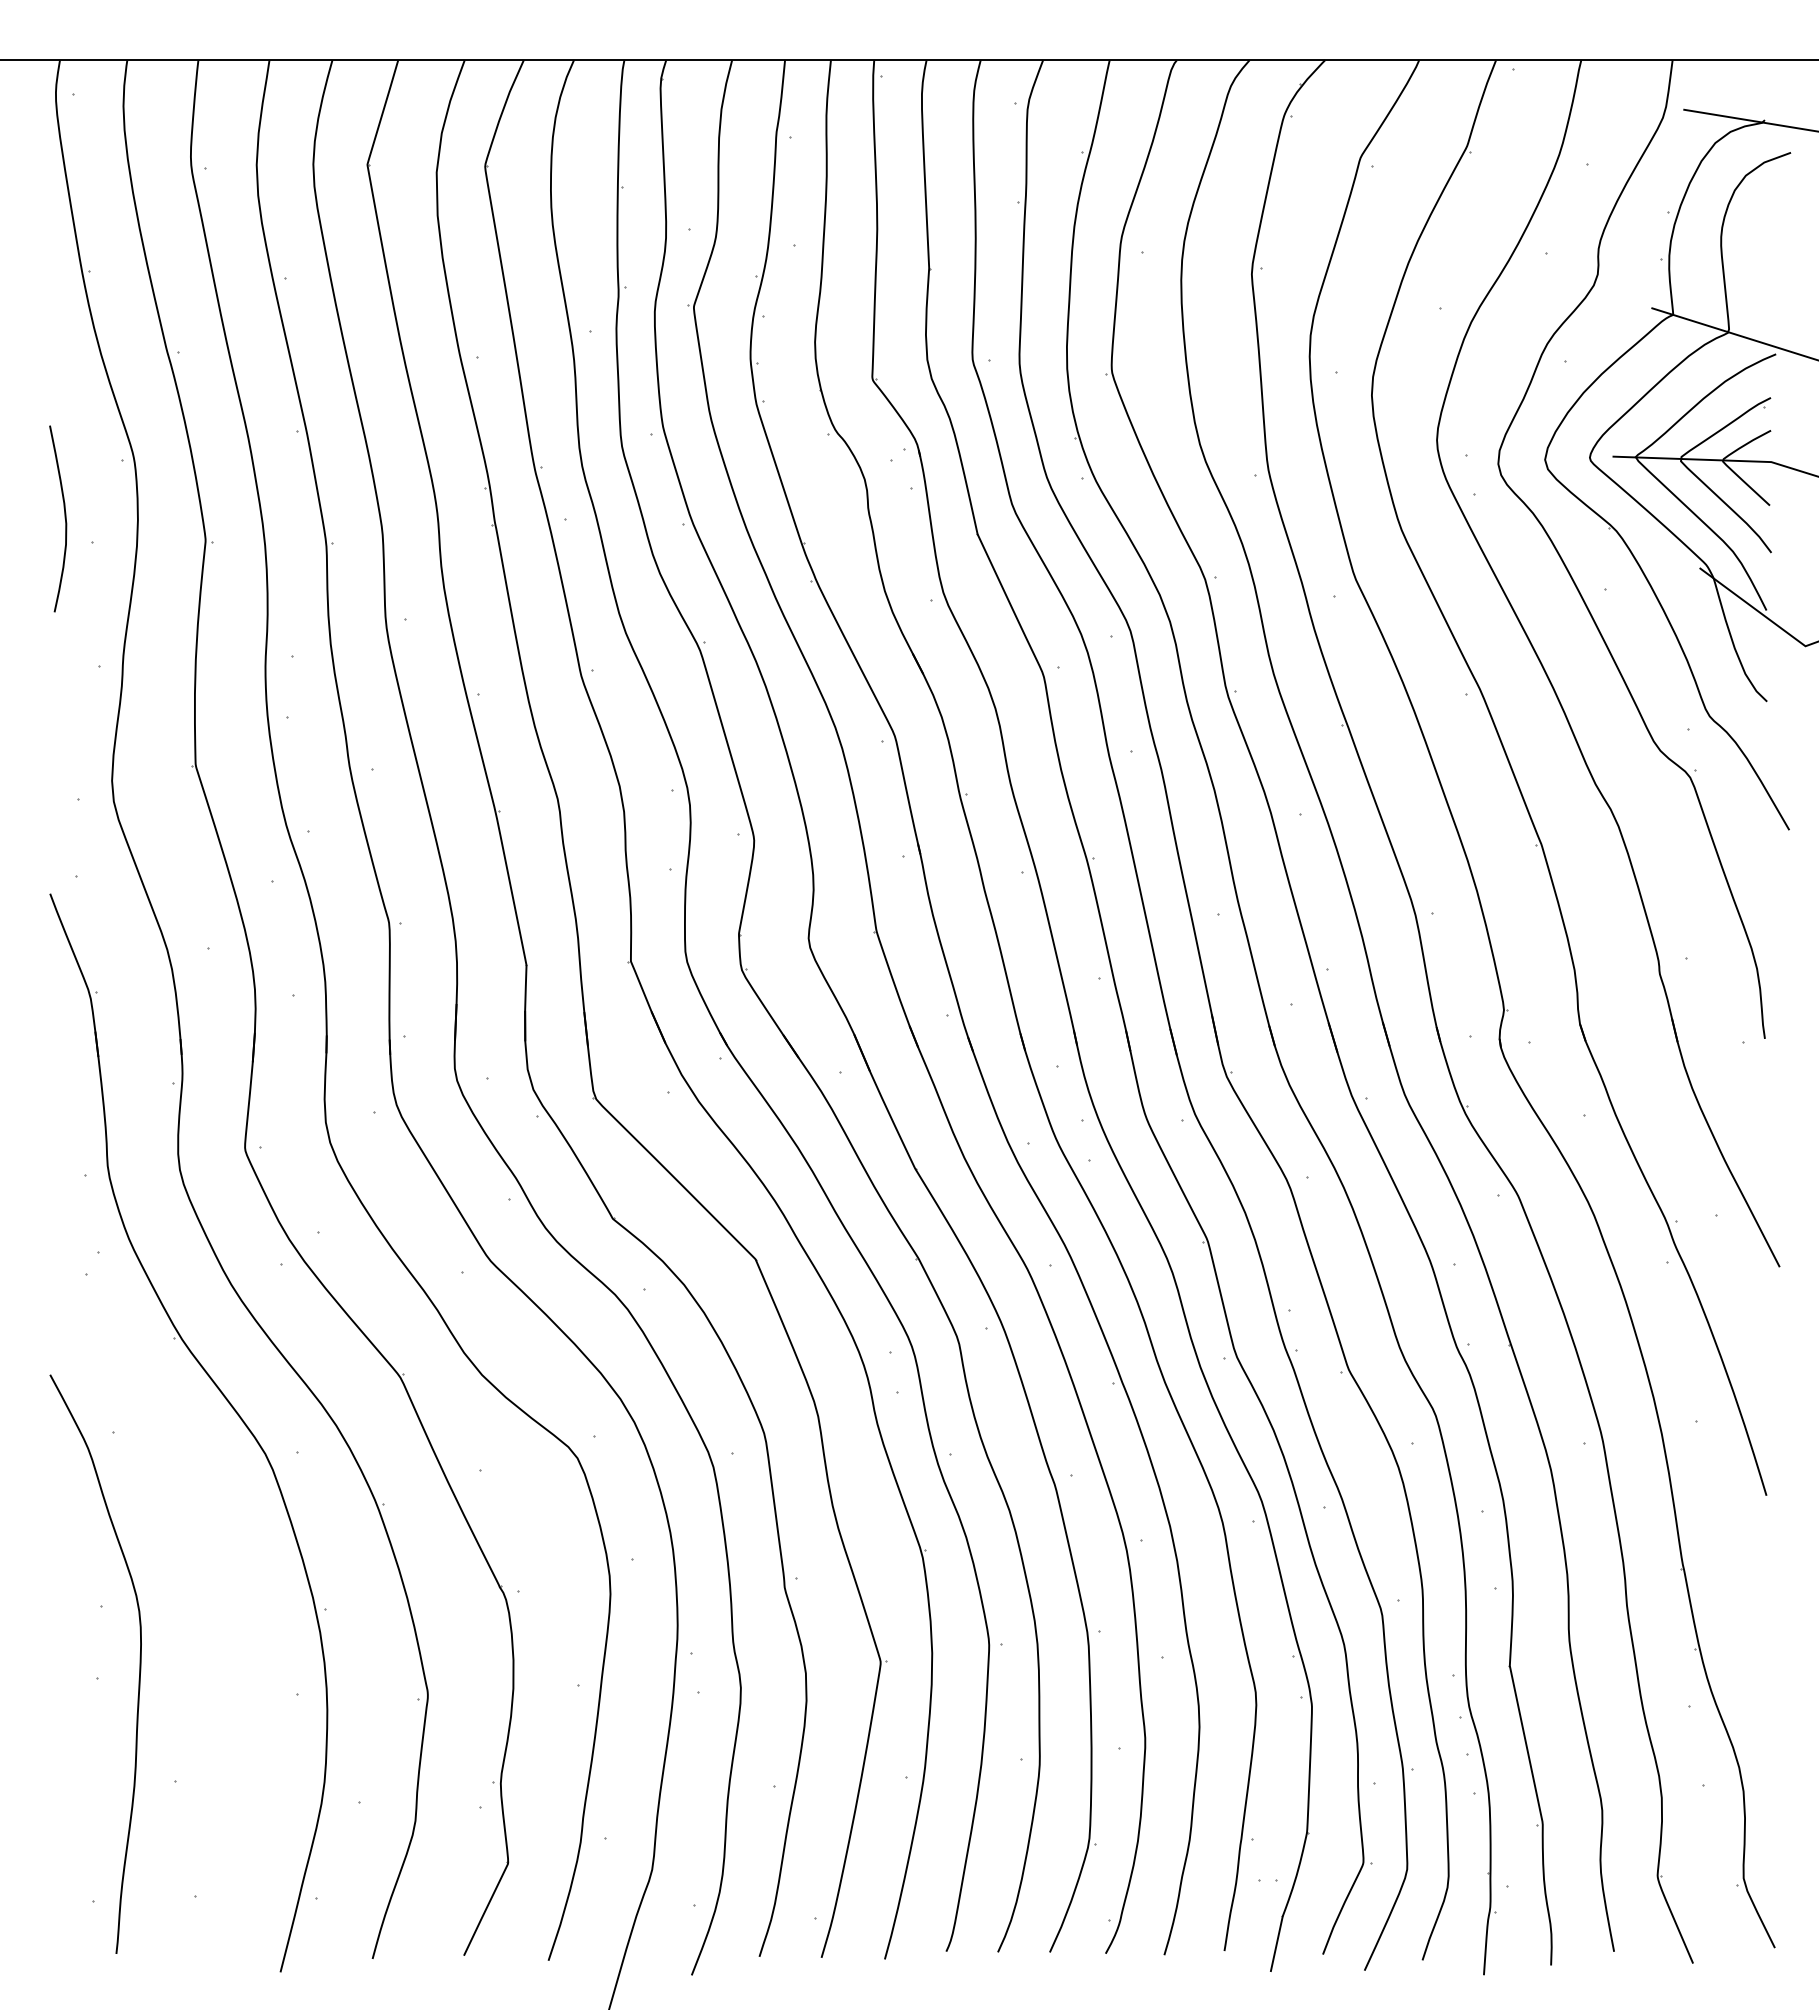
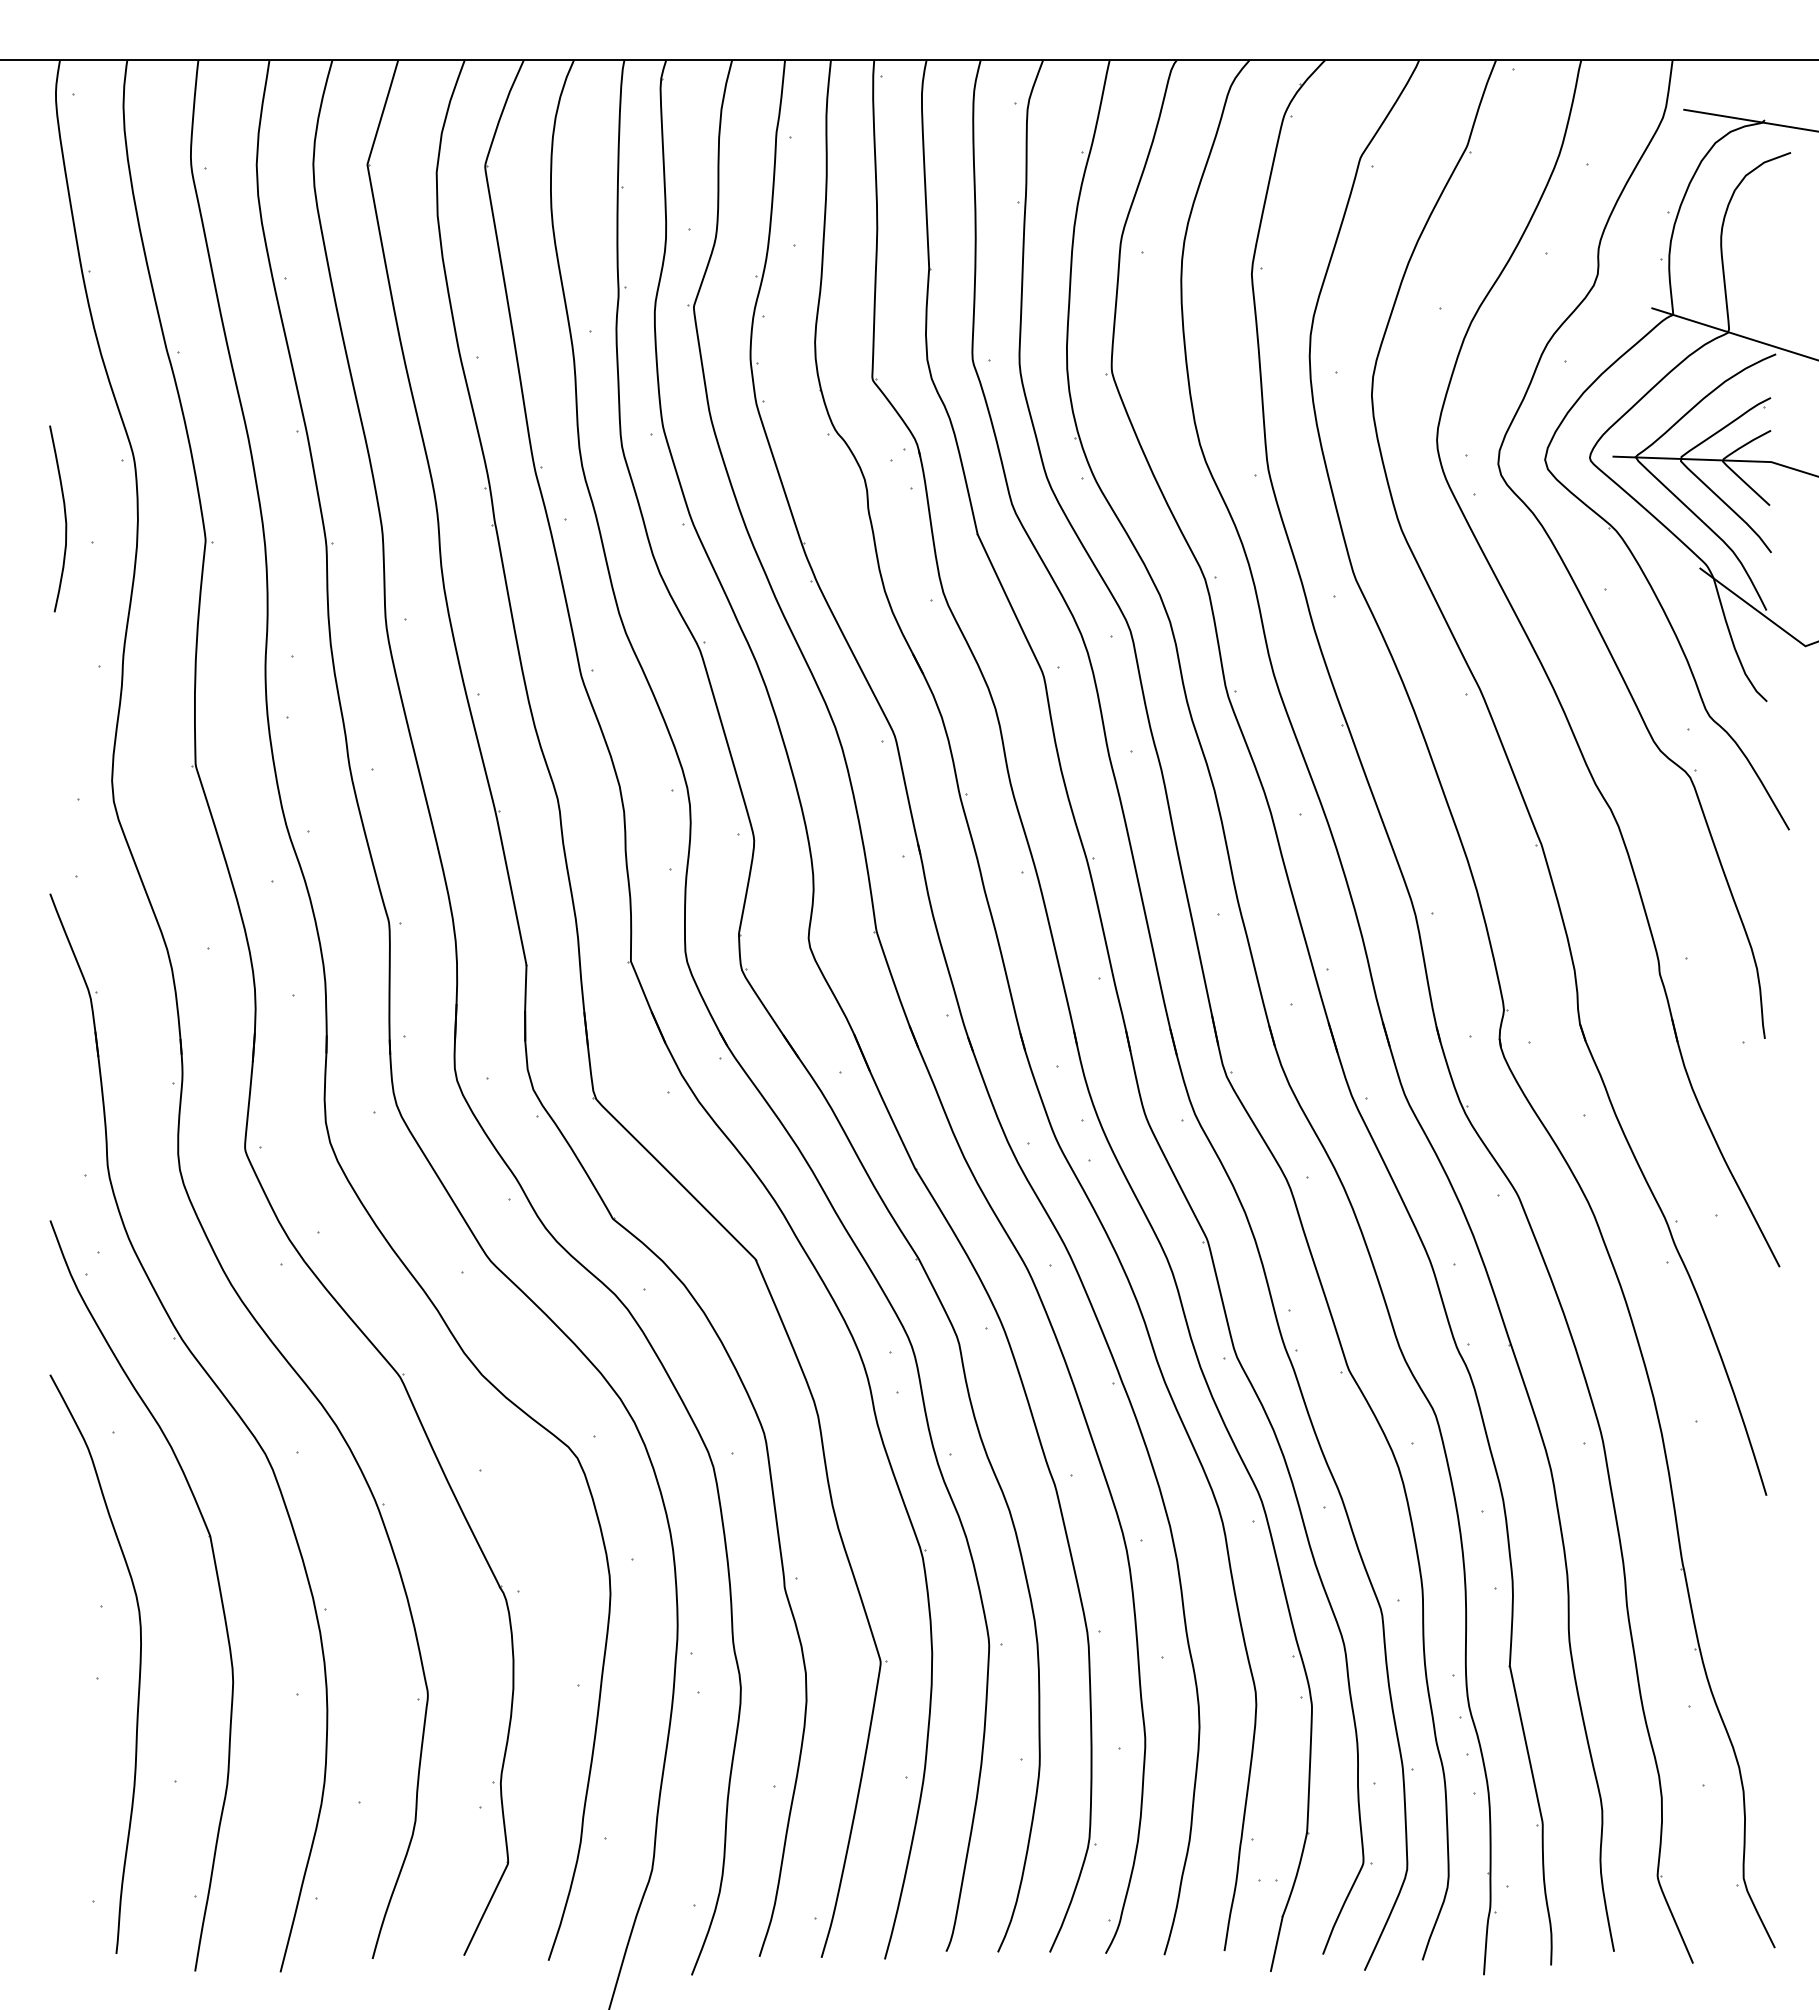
part: none -> present (217, 1582)
